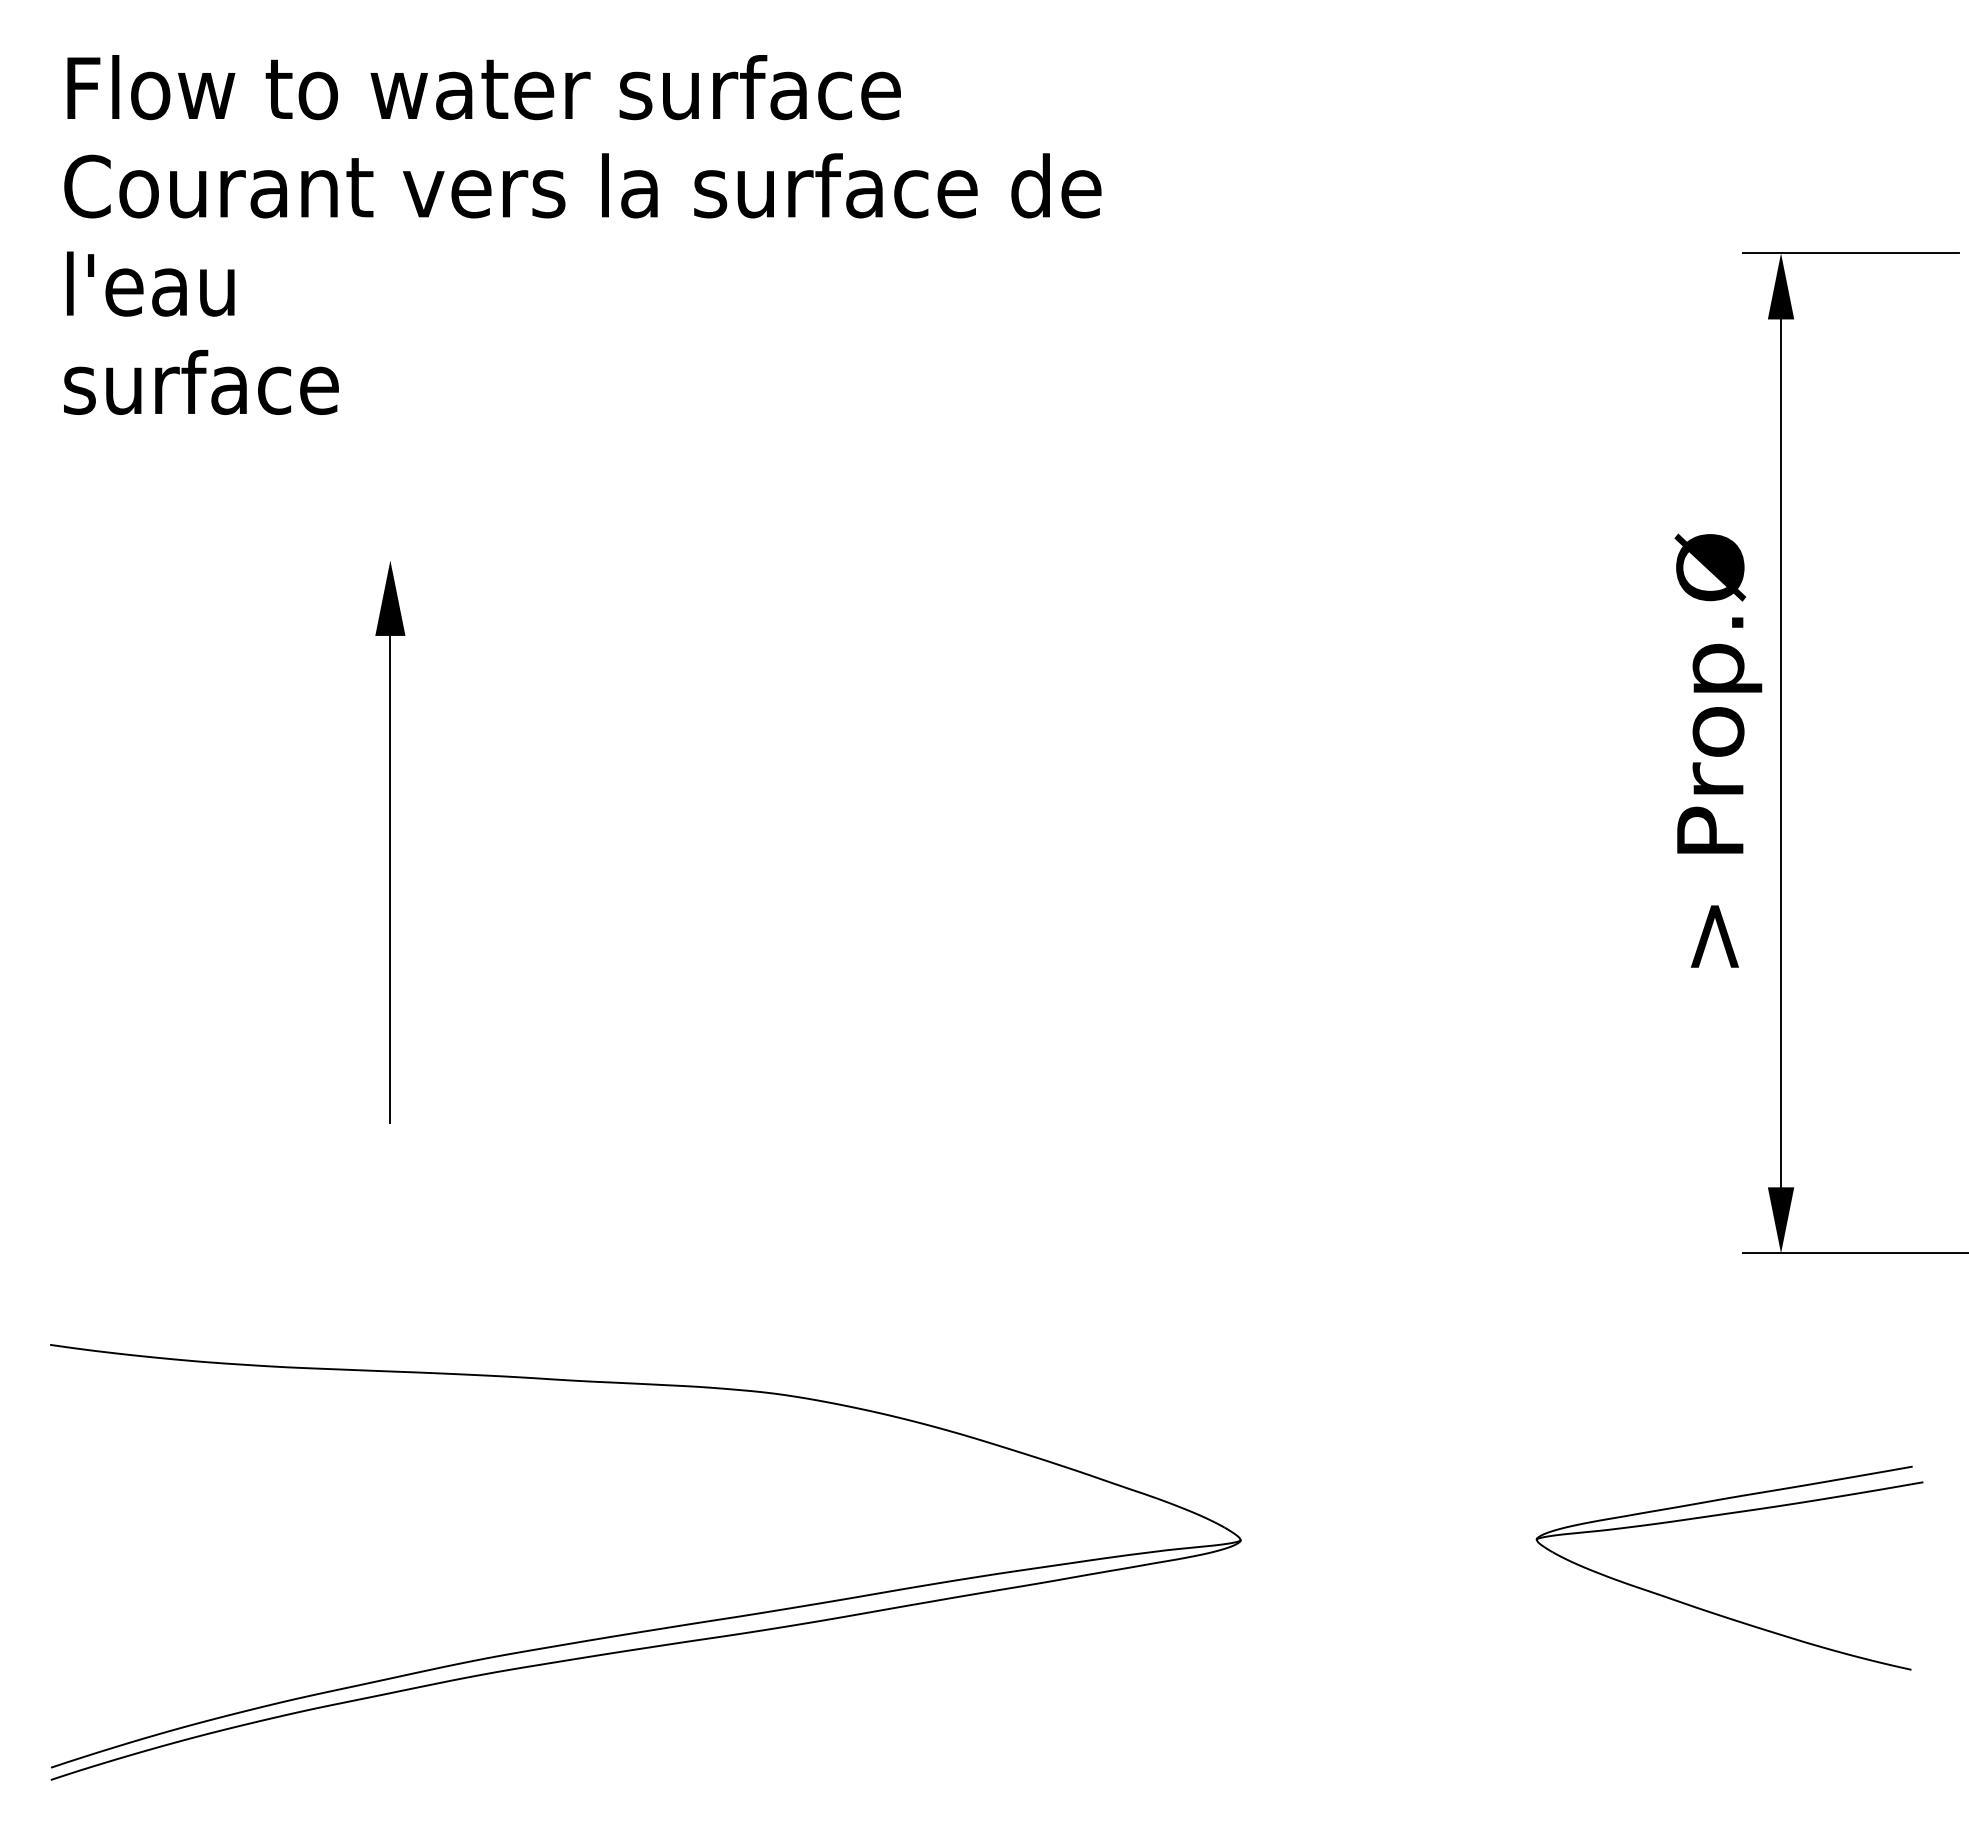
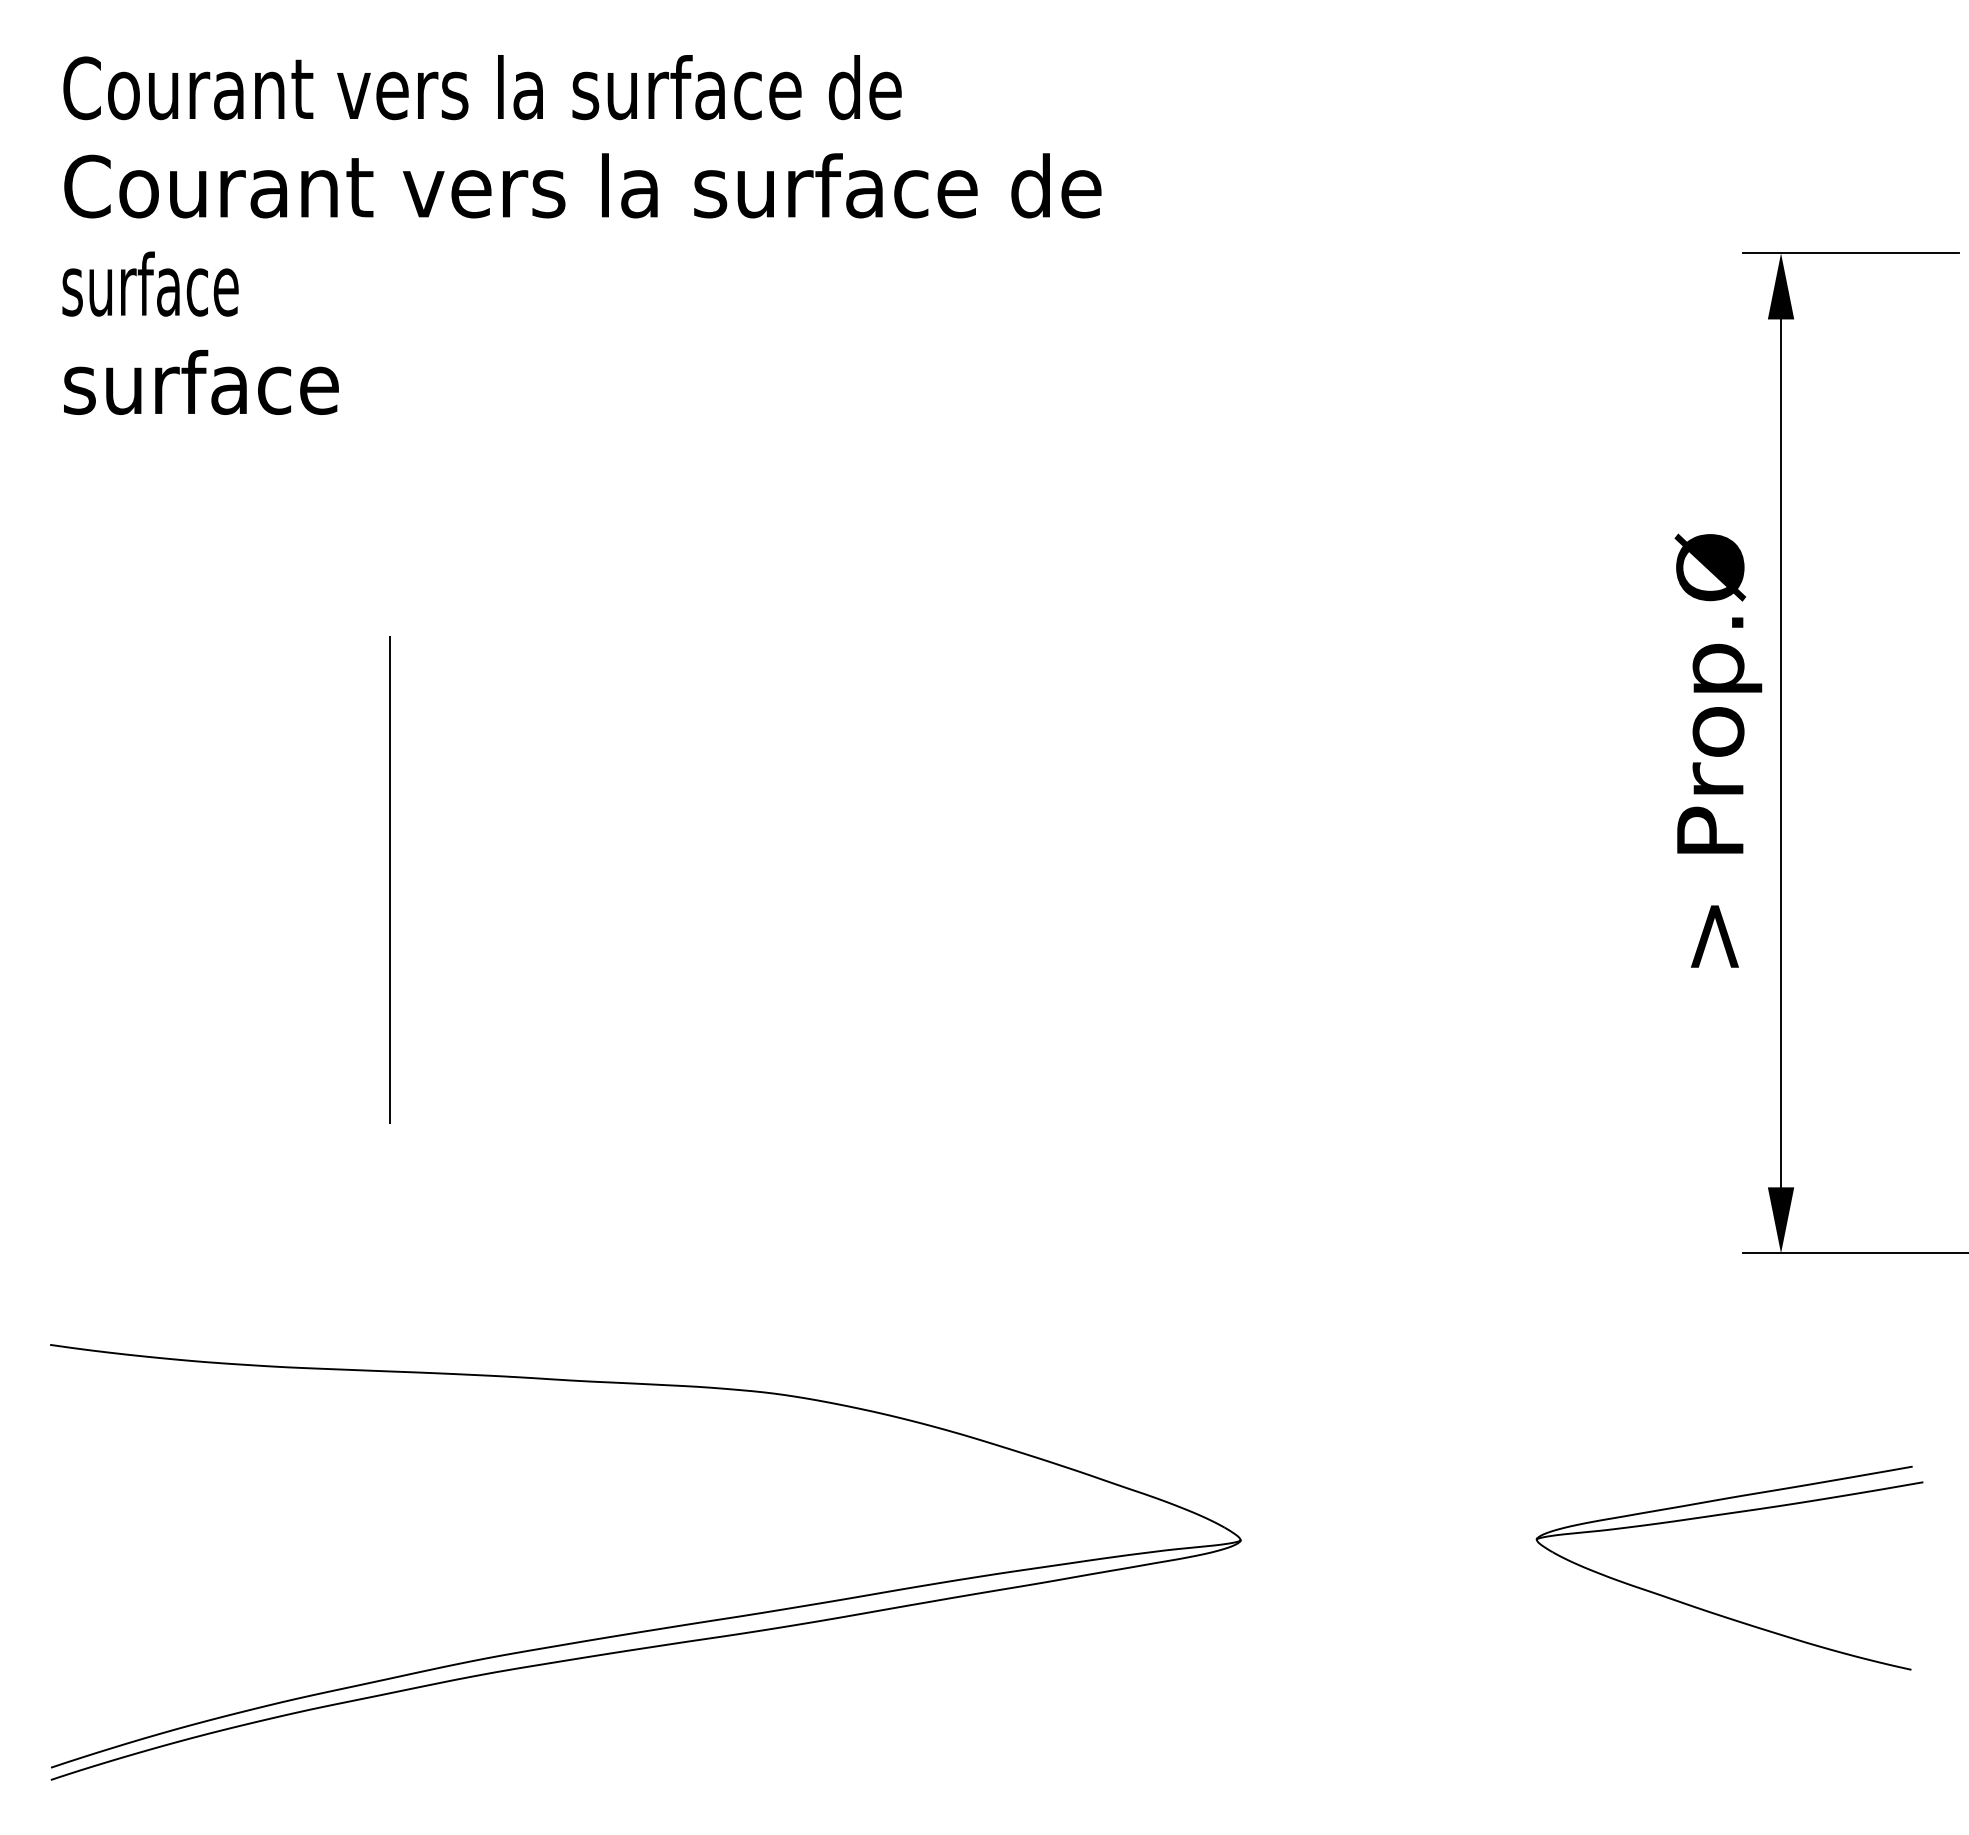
text: Flow to water surface -> Courant vers la surface de (482, 87)
text: l'eau -> surface (150, 283)
fill: present -> none (390, 597)
